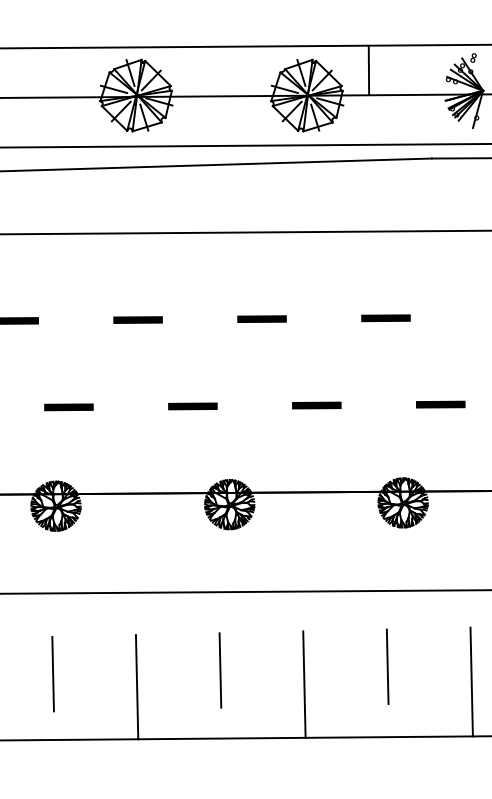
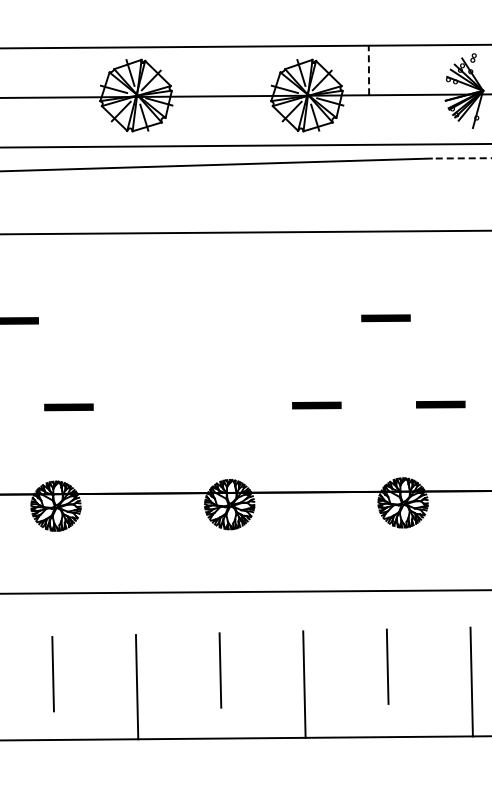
line: solid -> dashed (368, 70)
line: solid -> dashed (461, 158)
part: present -> none (261, 318)
part: present -> none (137, 319)
part: present -> none (192, 406)
